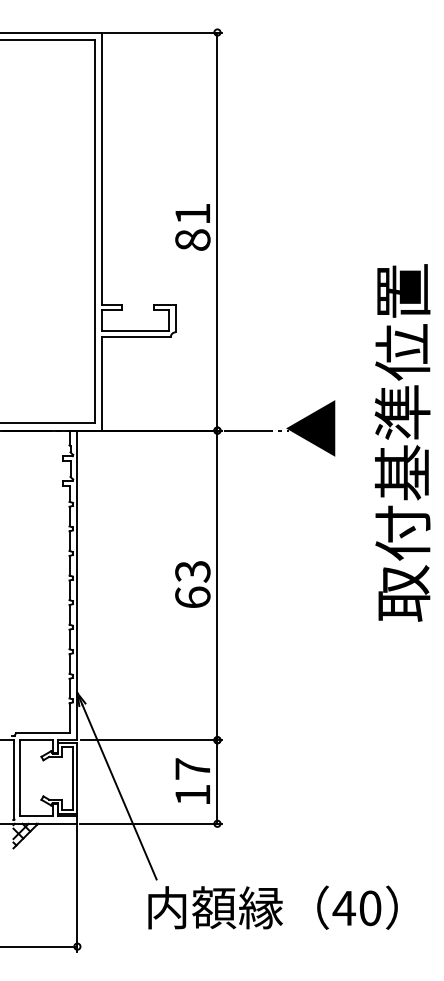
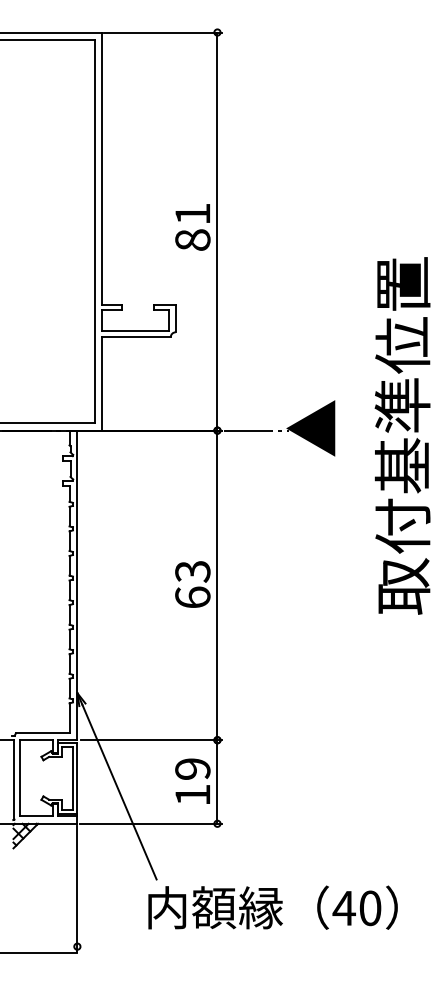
text position: (402, 442) -> (402, 435) (402, 435)
text: 17 -> 19 (192, 768)
line position: (39, 946) -> (39, 952) (39, 952)
